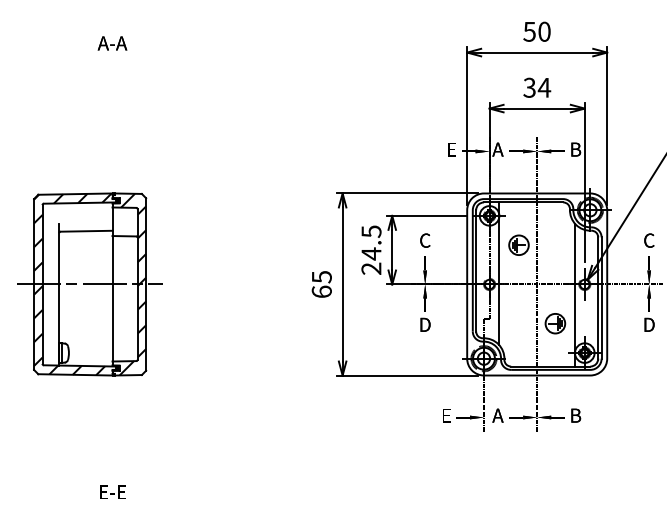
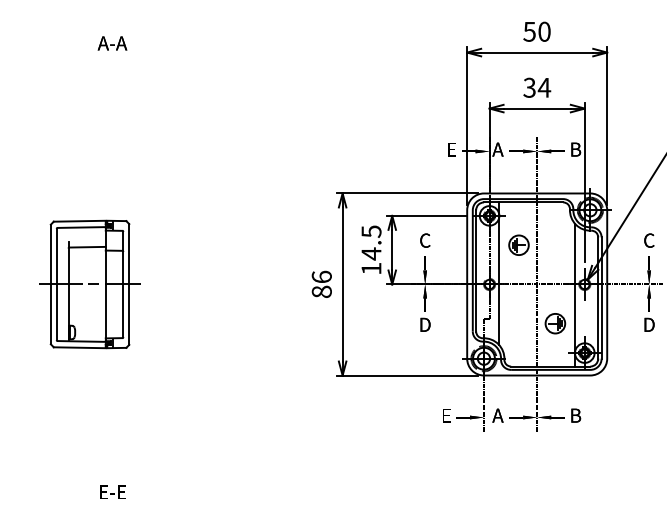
text: 24.5 -> 14.5 (371, 268)
text: 65 -> 86 (321, 283)
part size: 146x185 px -> 102x131 px (89, 284)
